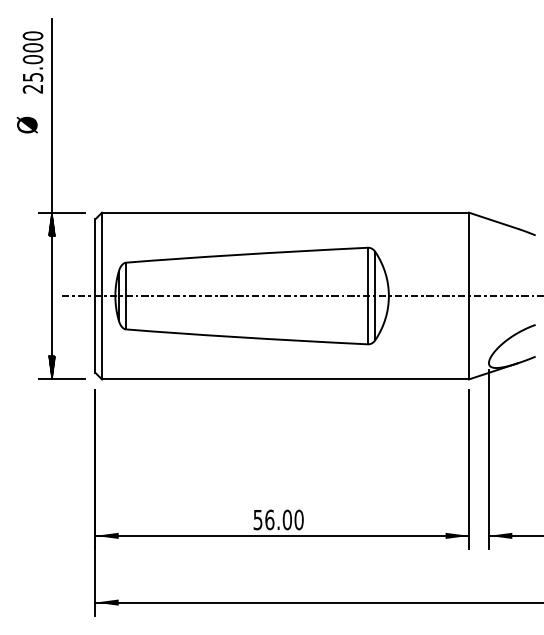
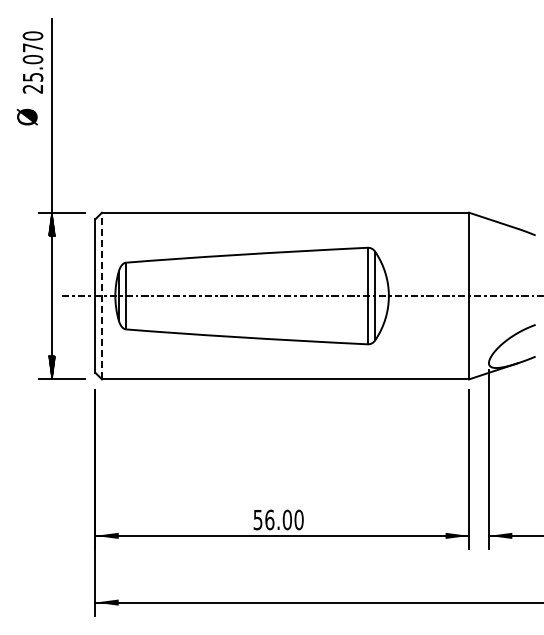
text: 25.000 -> 25.070 (32, 47)
text position: (26, 124) -> (26, 116) (26, 116)
line: solid -> dashed (102, 295)
